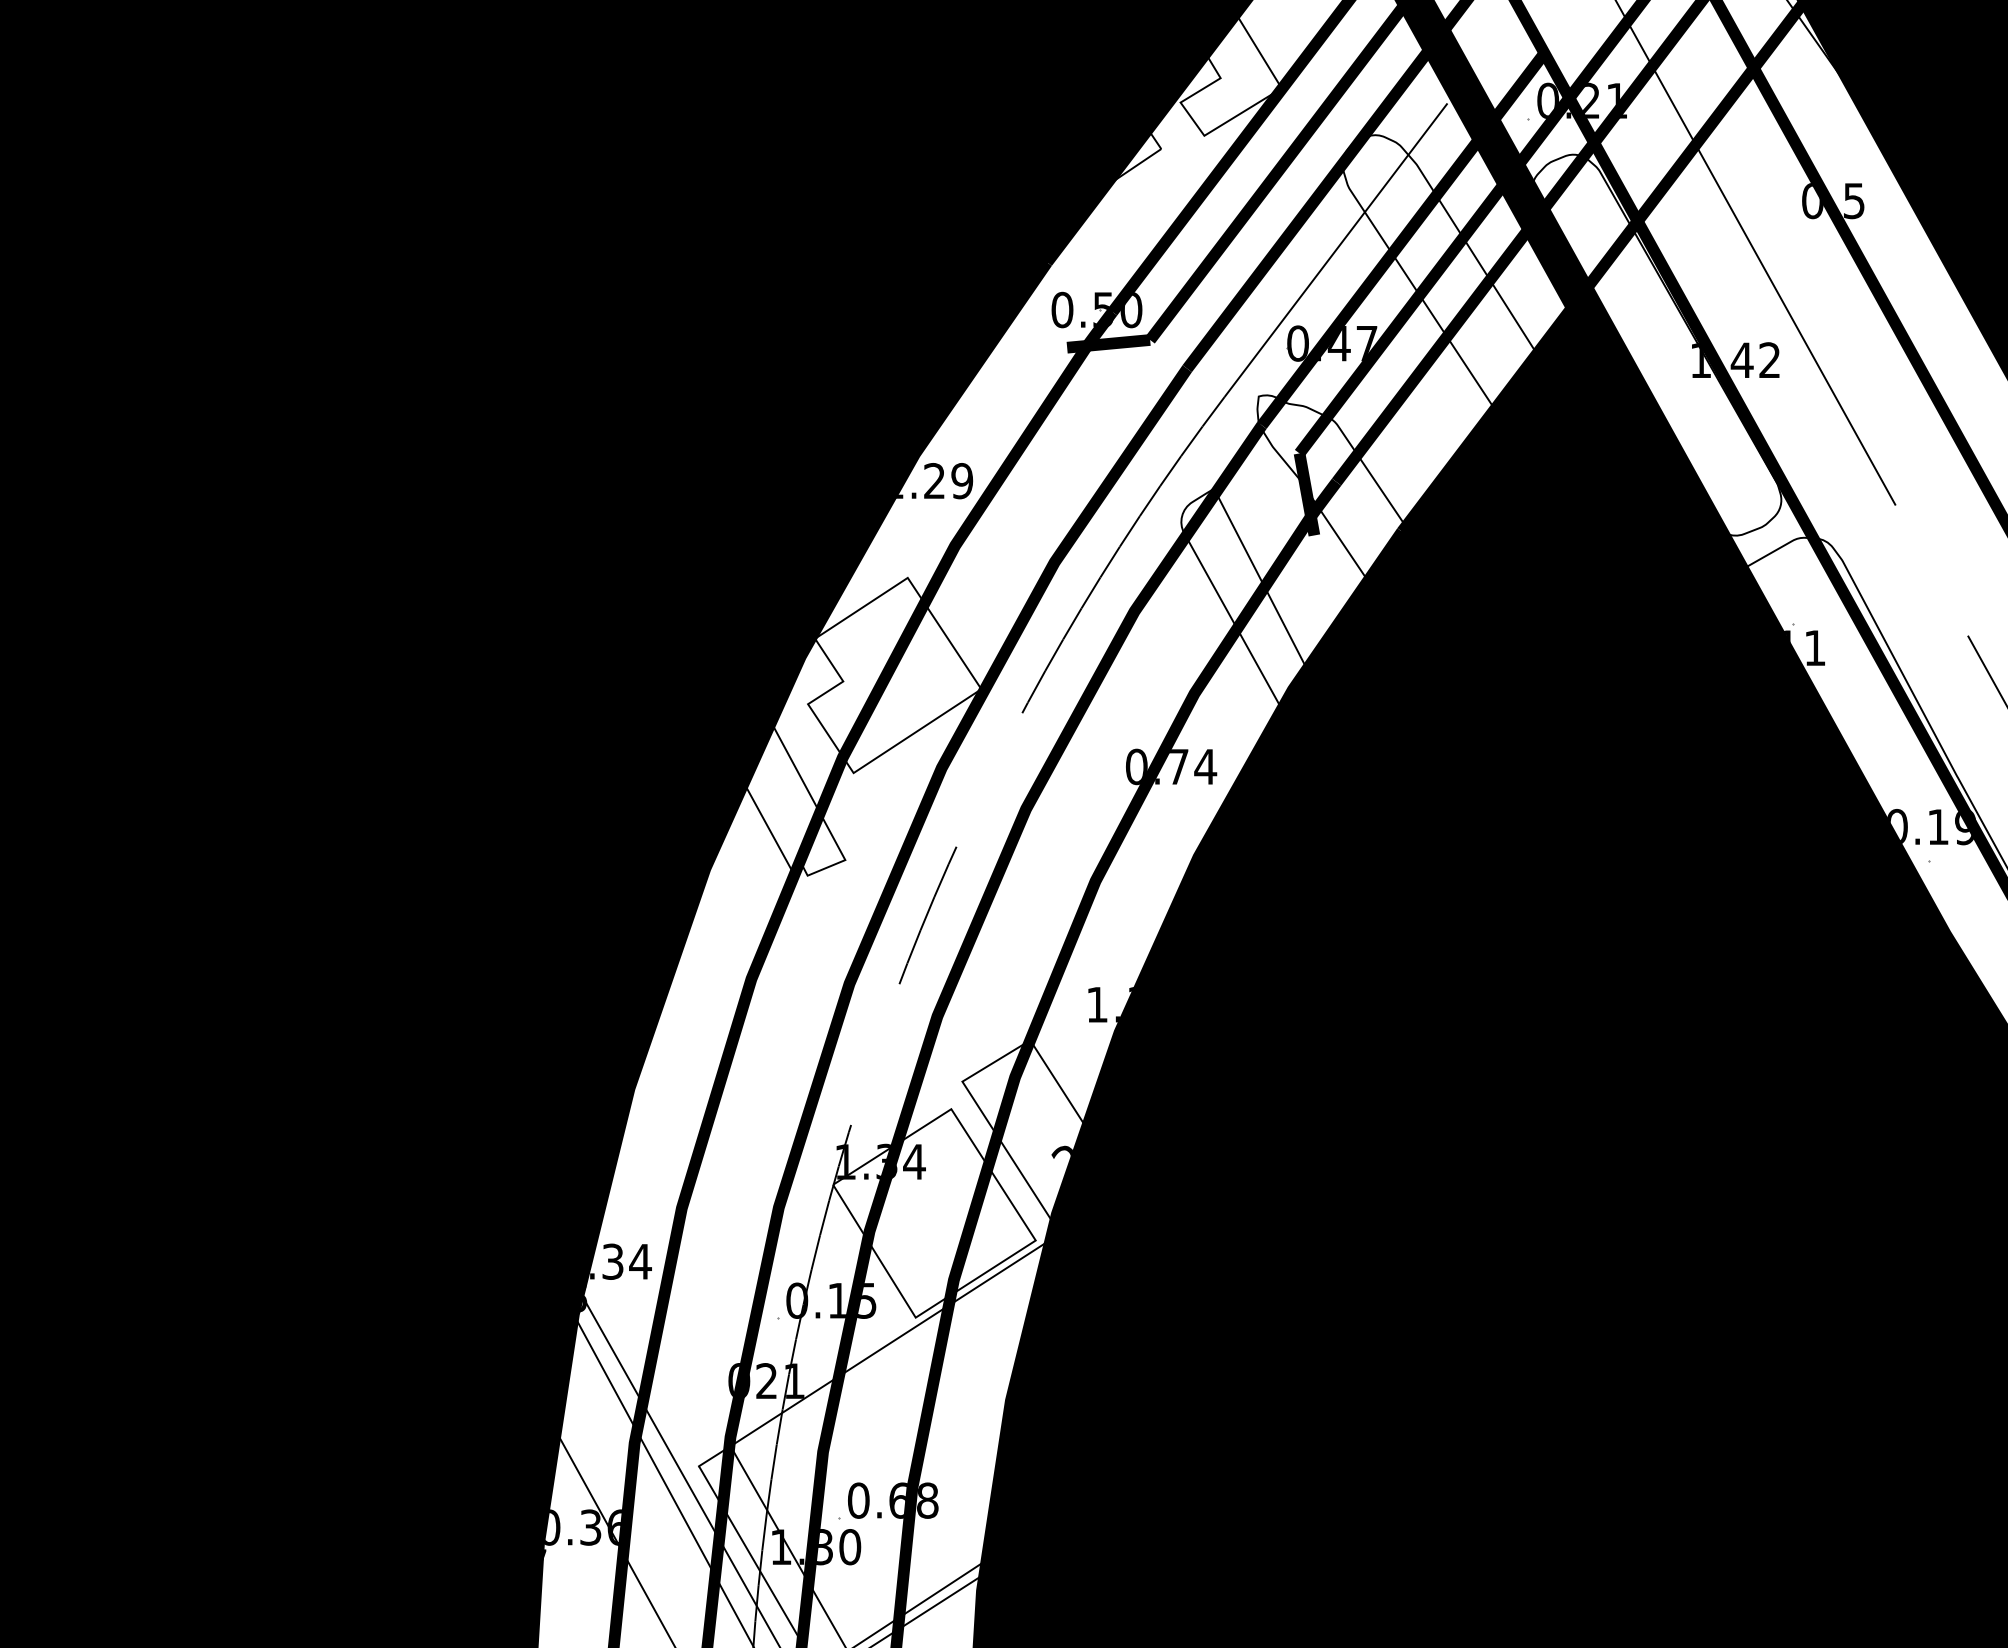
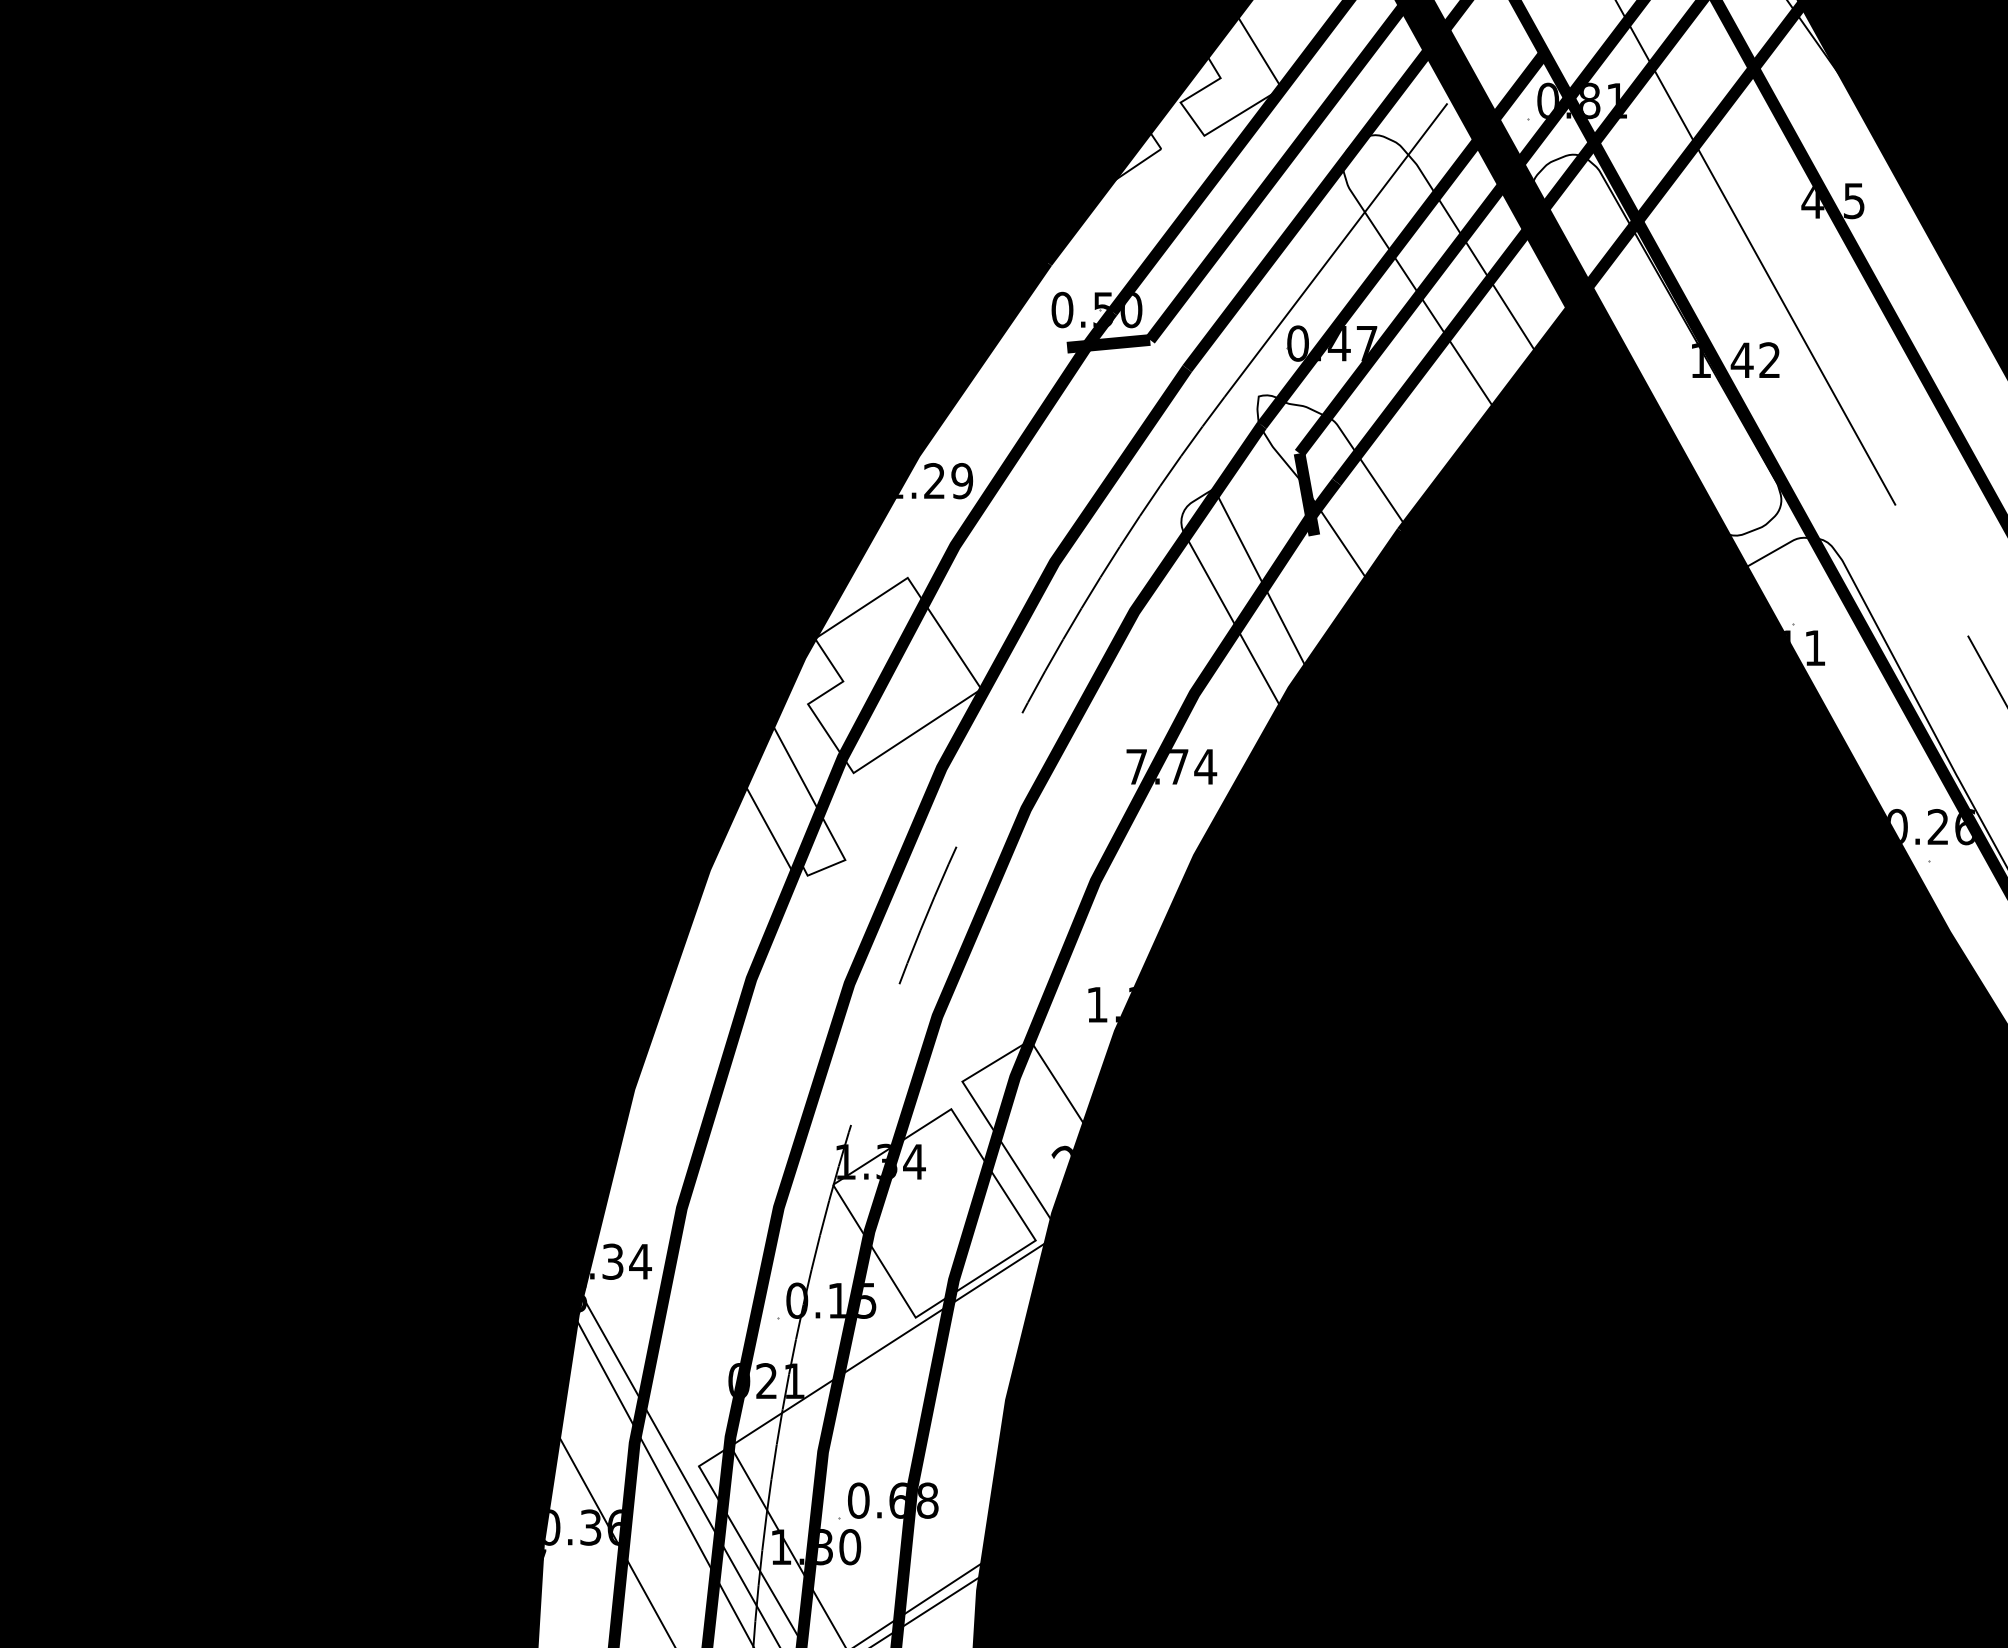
text: 0.21 -> 0.81 (1589, 100)
text: 0.5 -> 4.5 (1812, 201)
text: 0.74 -> 7.74 (1136, 766)
text: 0.19 -> 0.26 (1951, 827)
